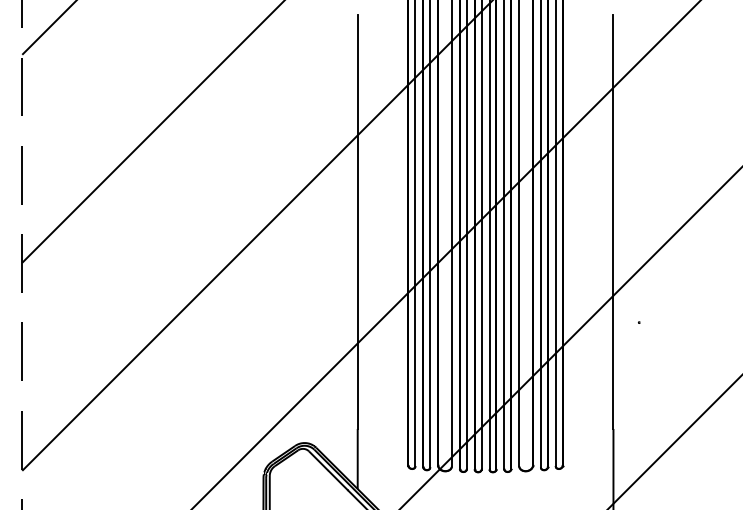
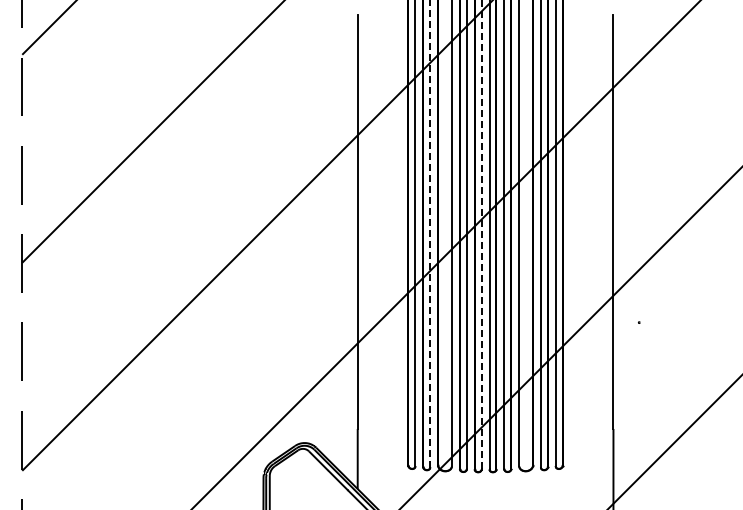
line: solid -> dashed (430, 233)
line: solid -> dashed (481, 234)
